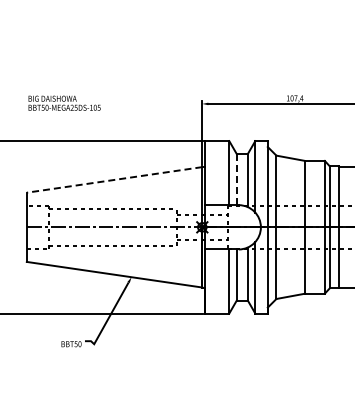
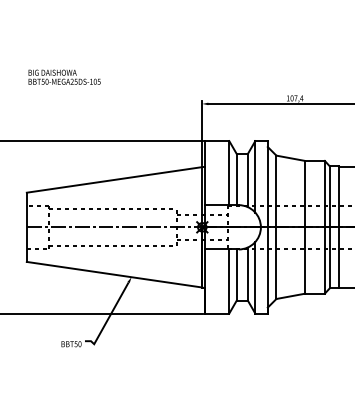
text position: (64, 102) -> (64, 76) (64, 76)
line: dashed -> solid (114, 179)
line: dashed -> solid (236, 179)
